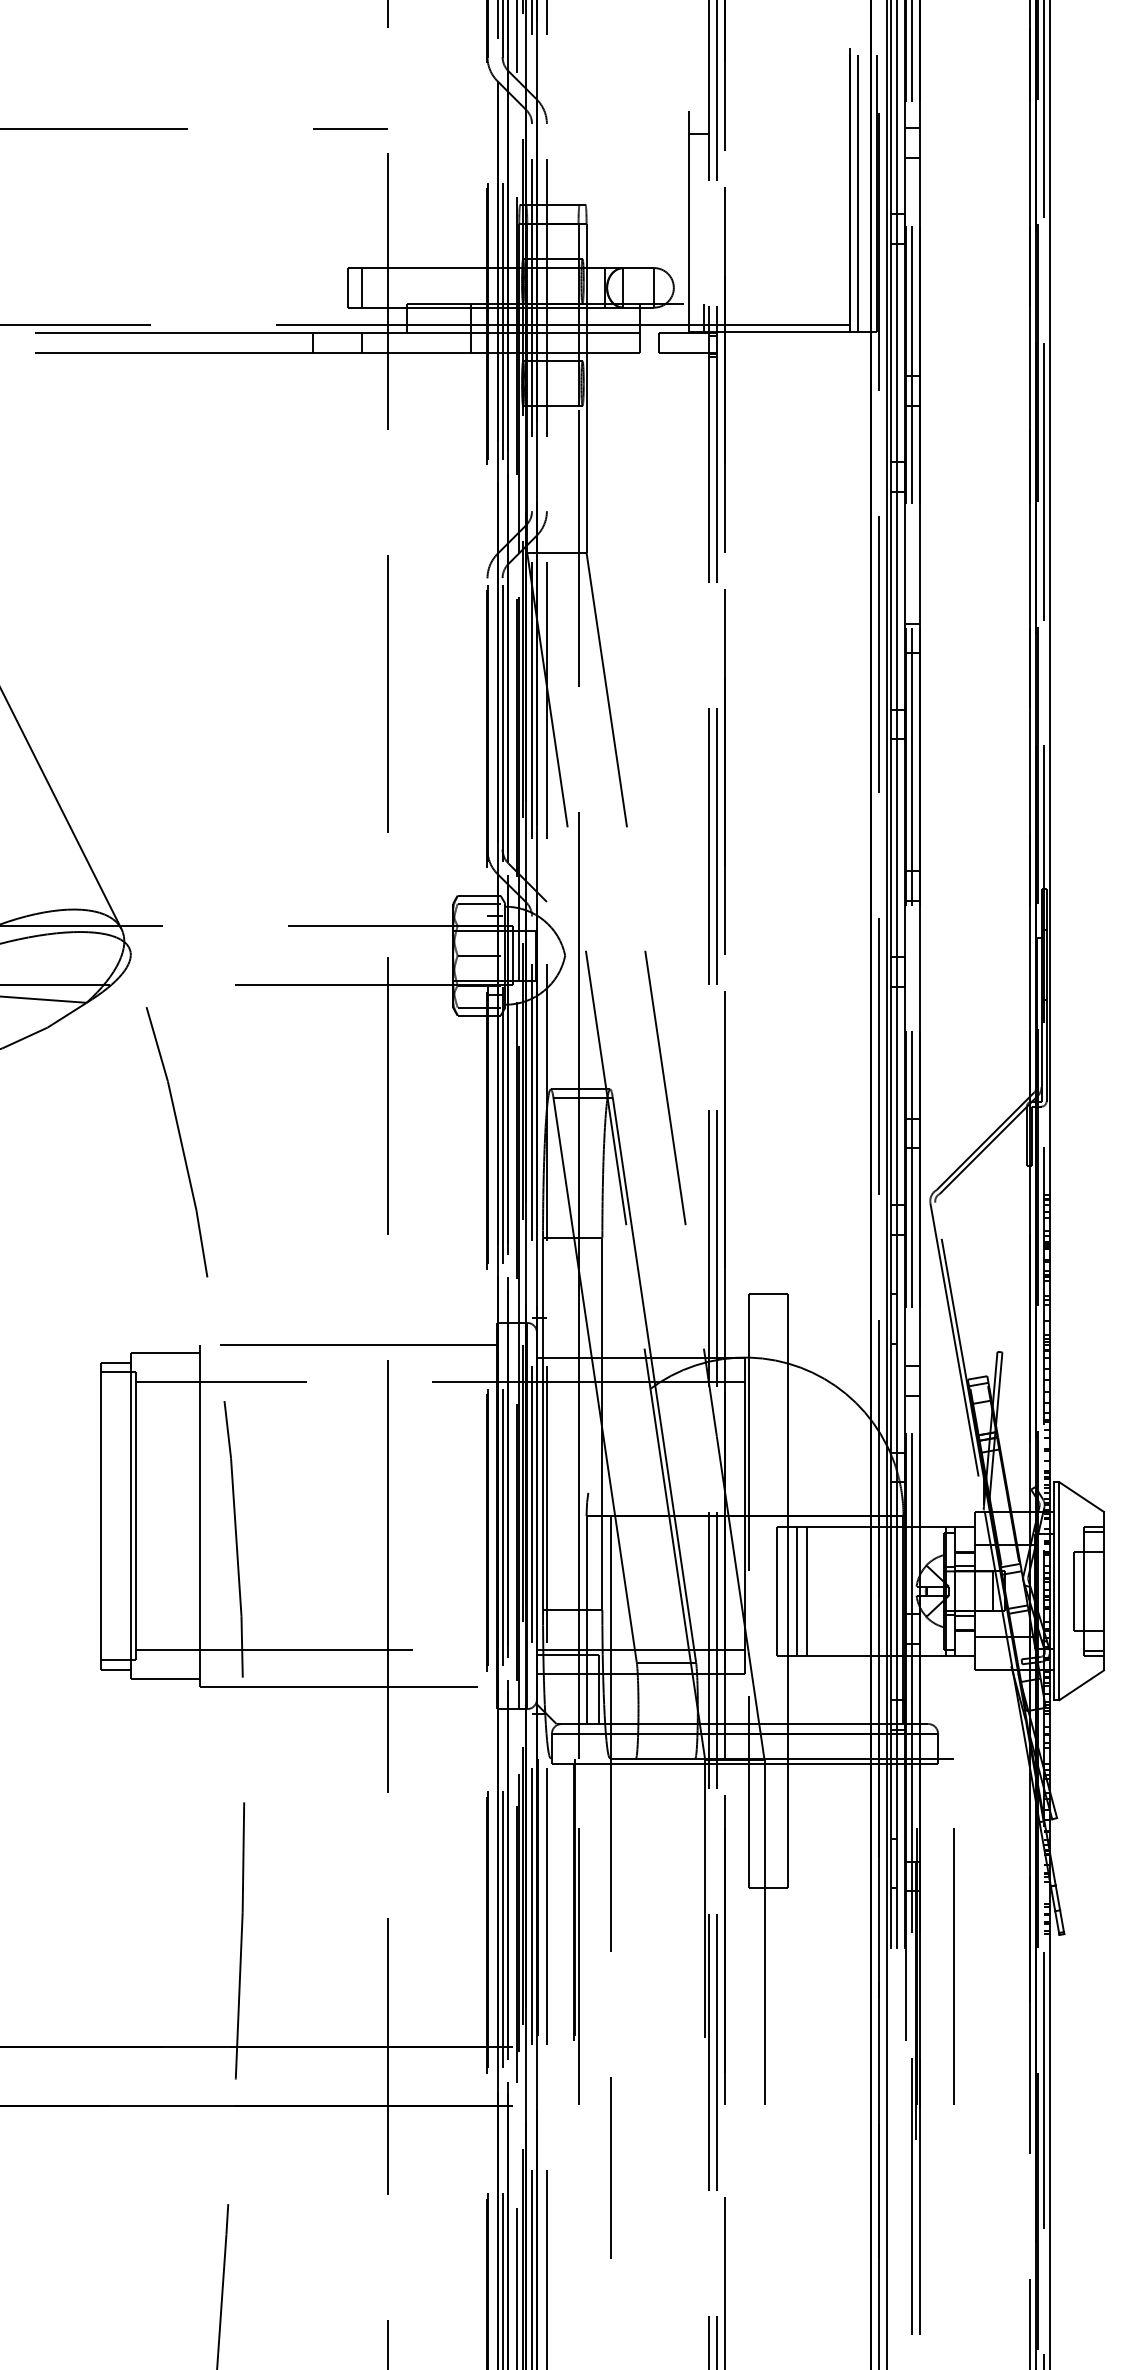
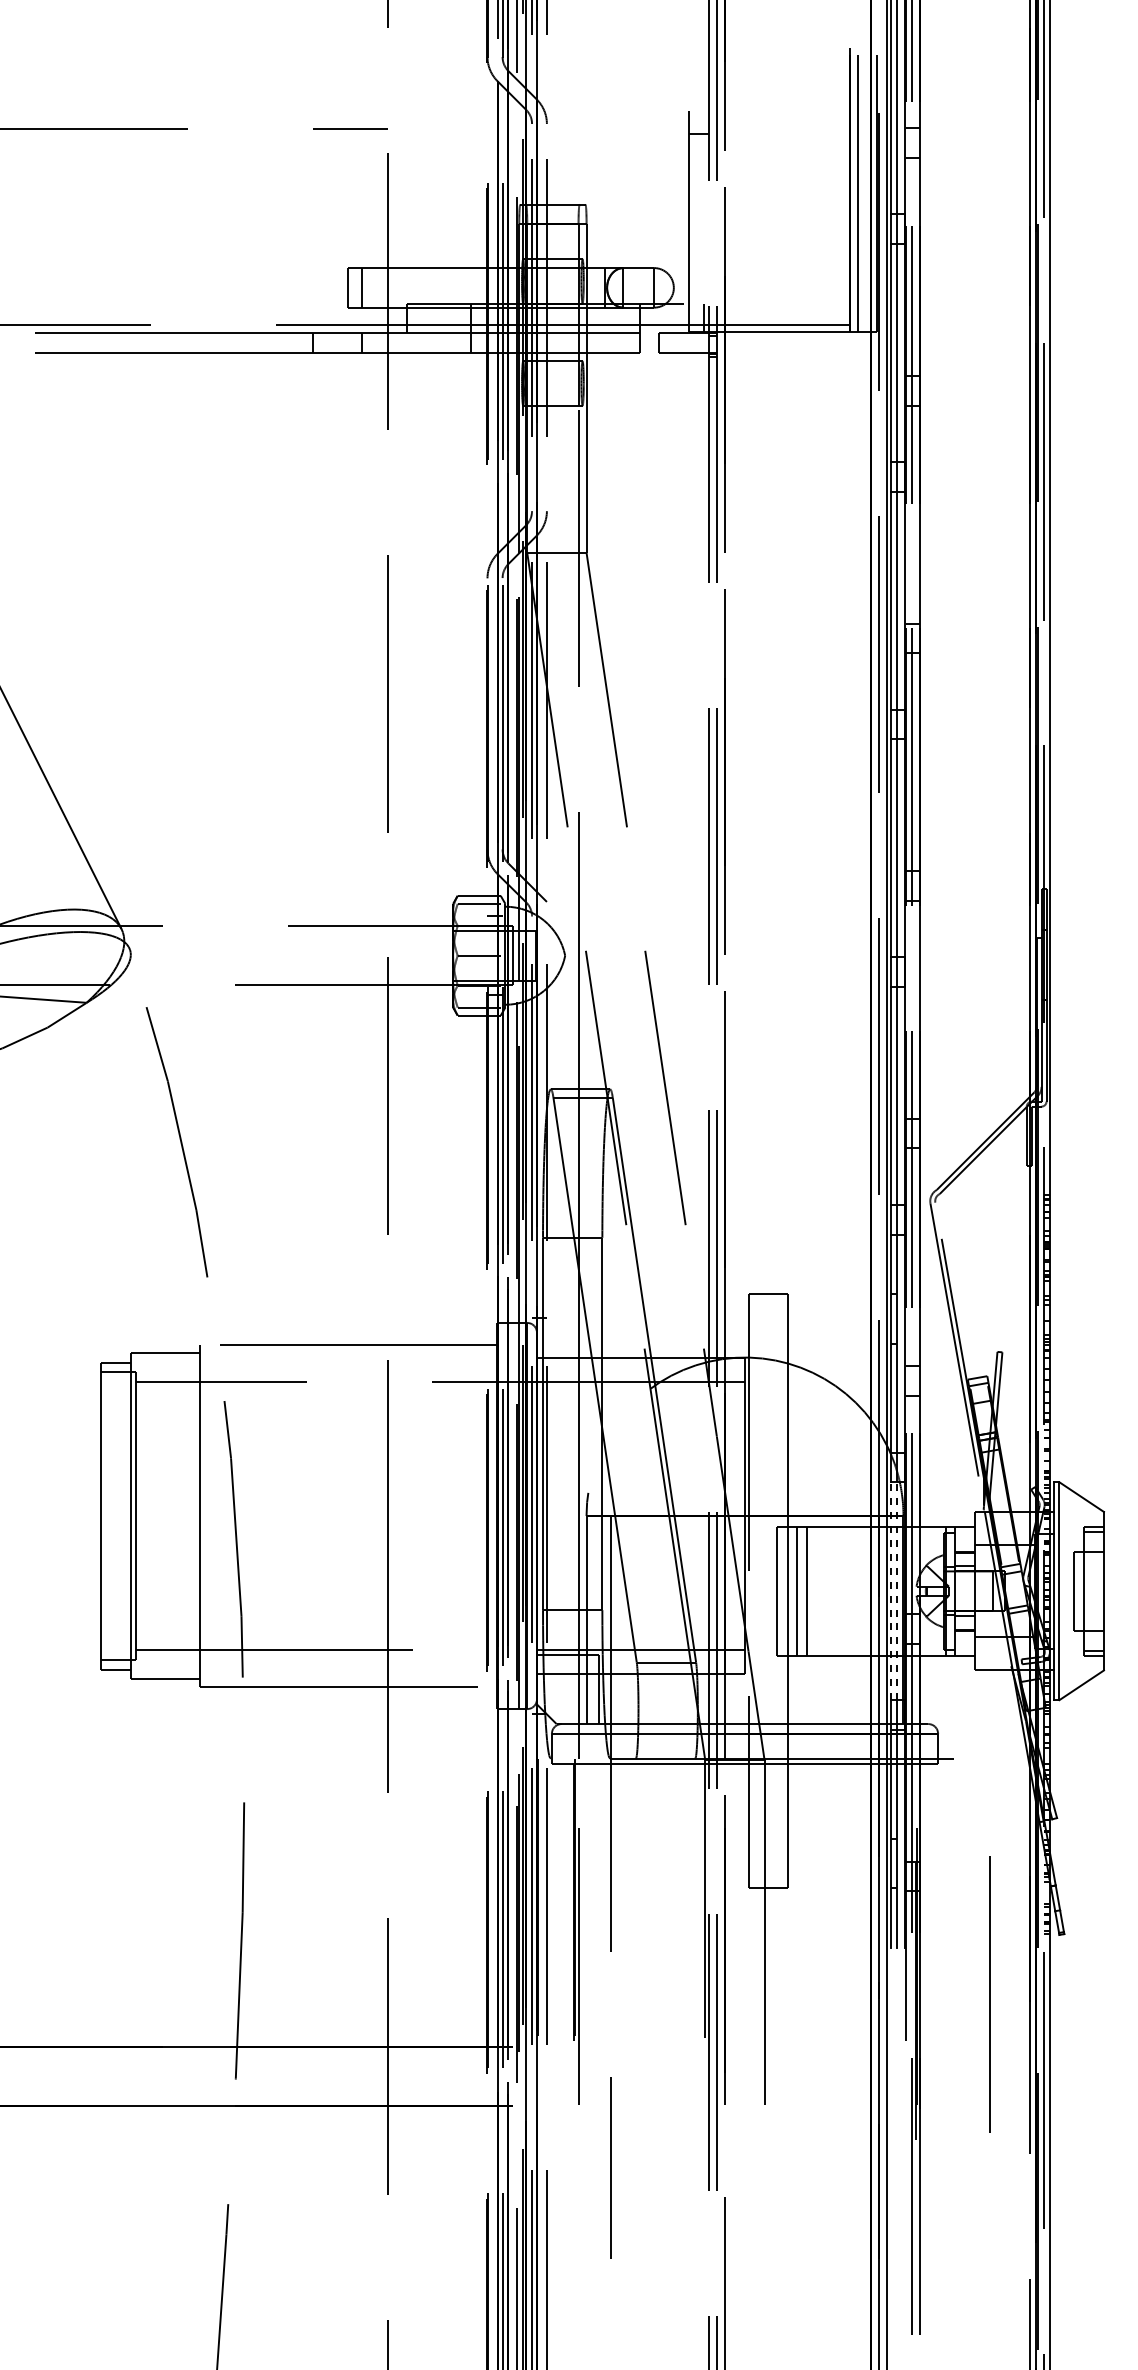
line: solid -> dashed (891, 1591)
line: solid -> dashed (897, 1591)
line position: (953, 1966) -> (989, 1994) (989, 1994)
